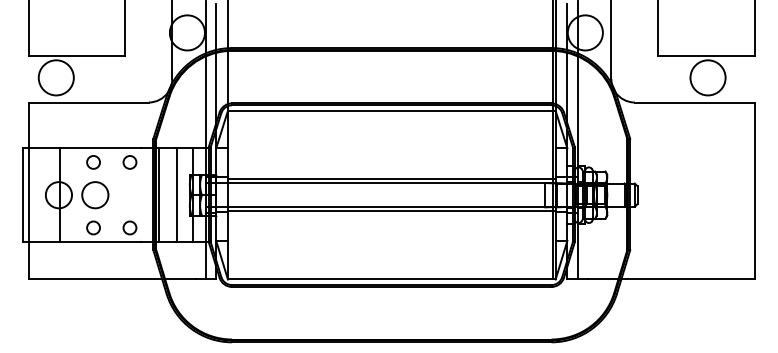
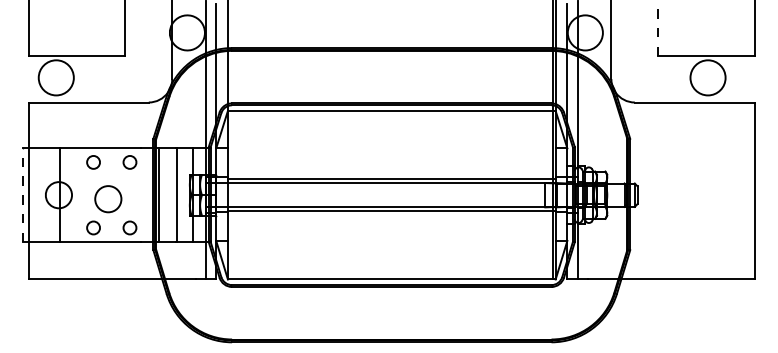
line: solid -> dashed (658, 28)
line: solid -> dashed (23, 195)
circle position: (95, 195) -> (108, 199) (108, 199)
